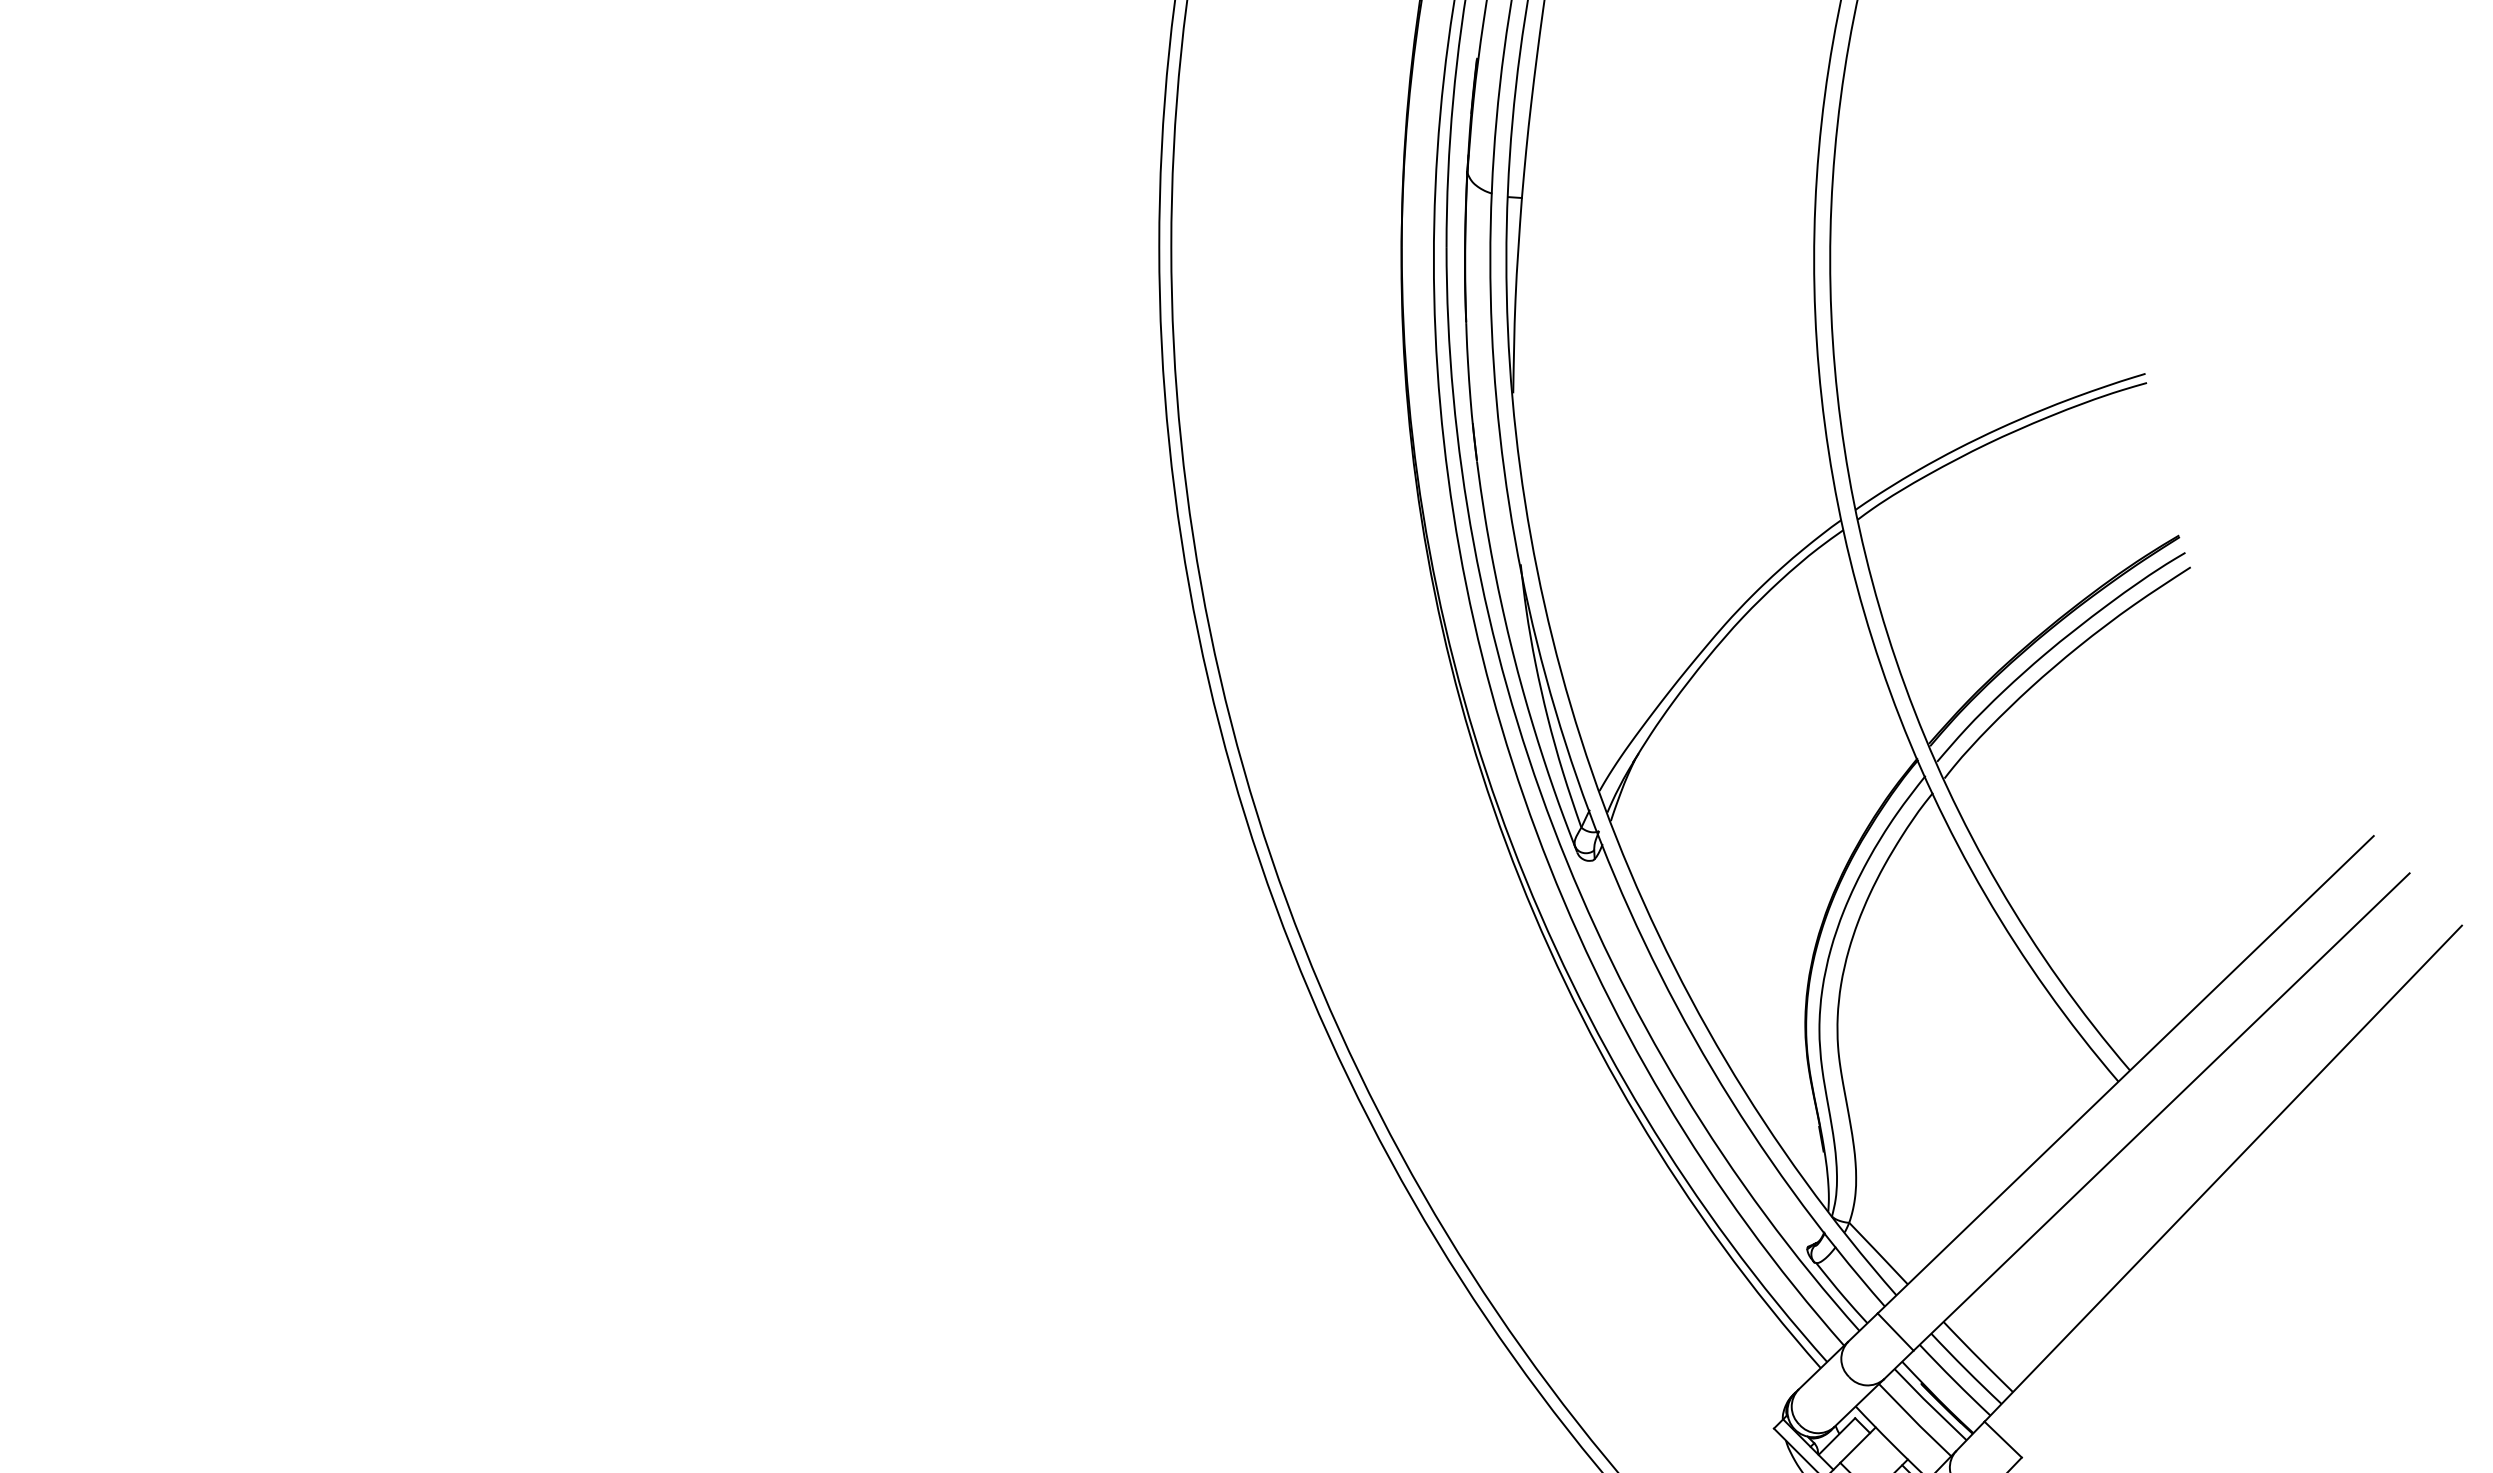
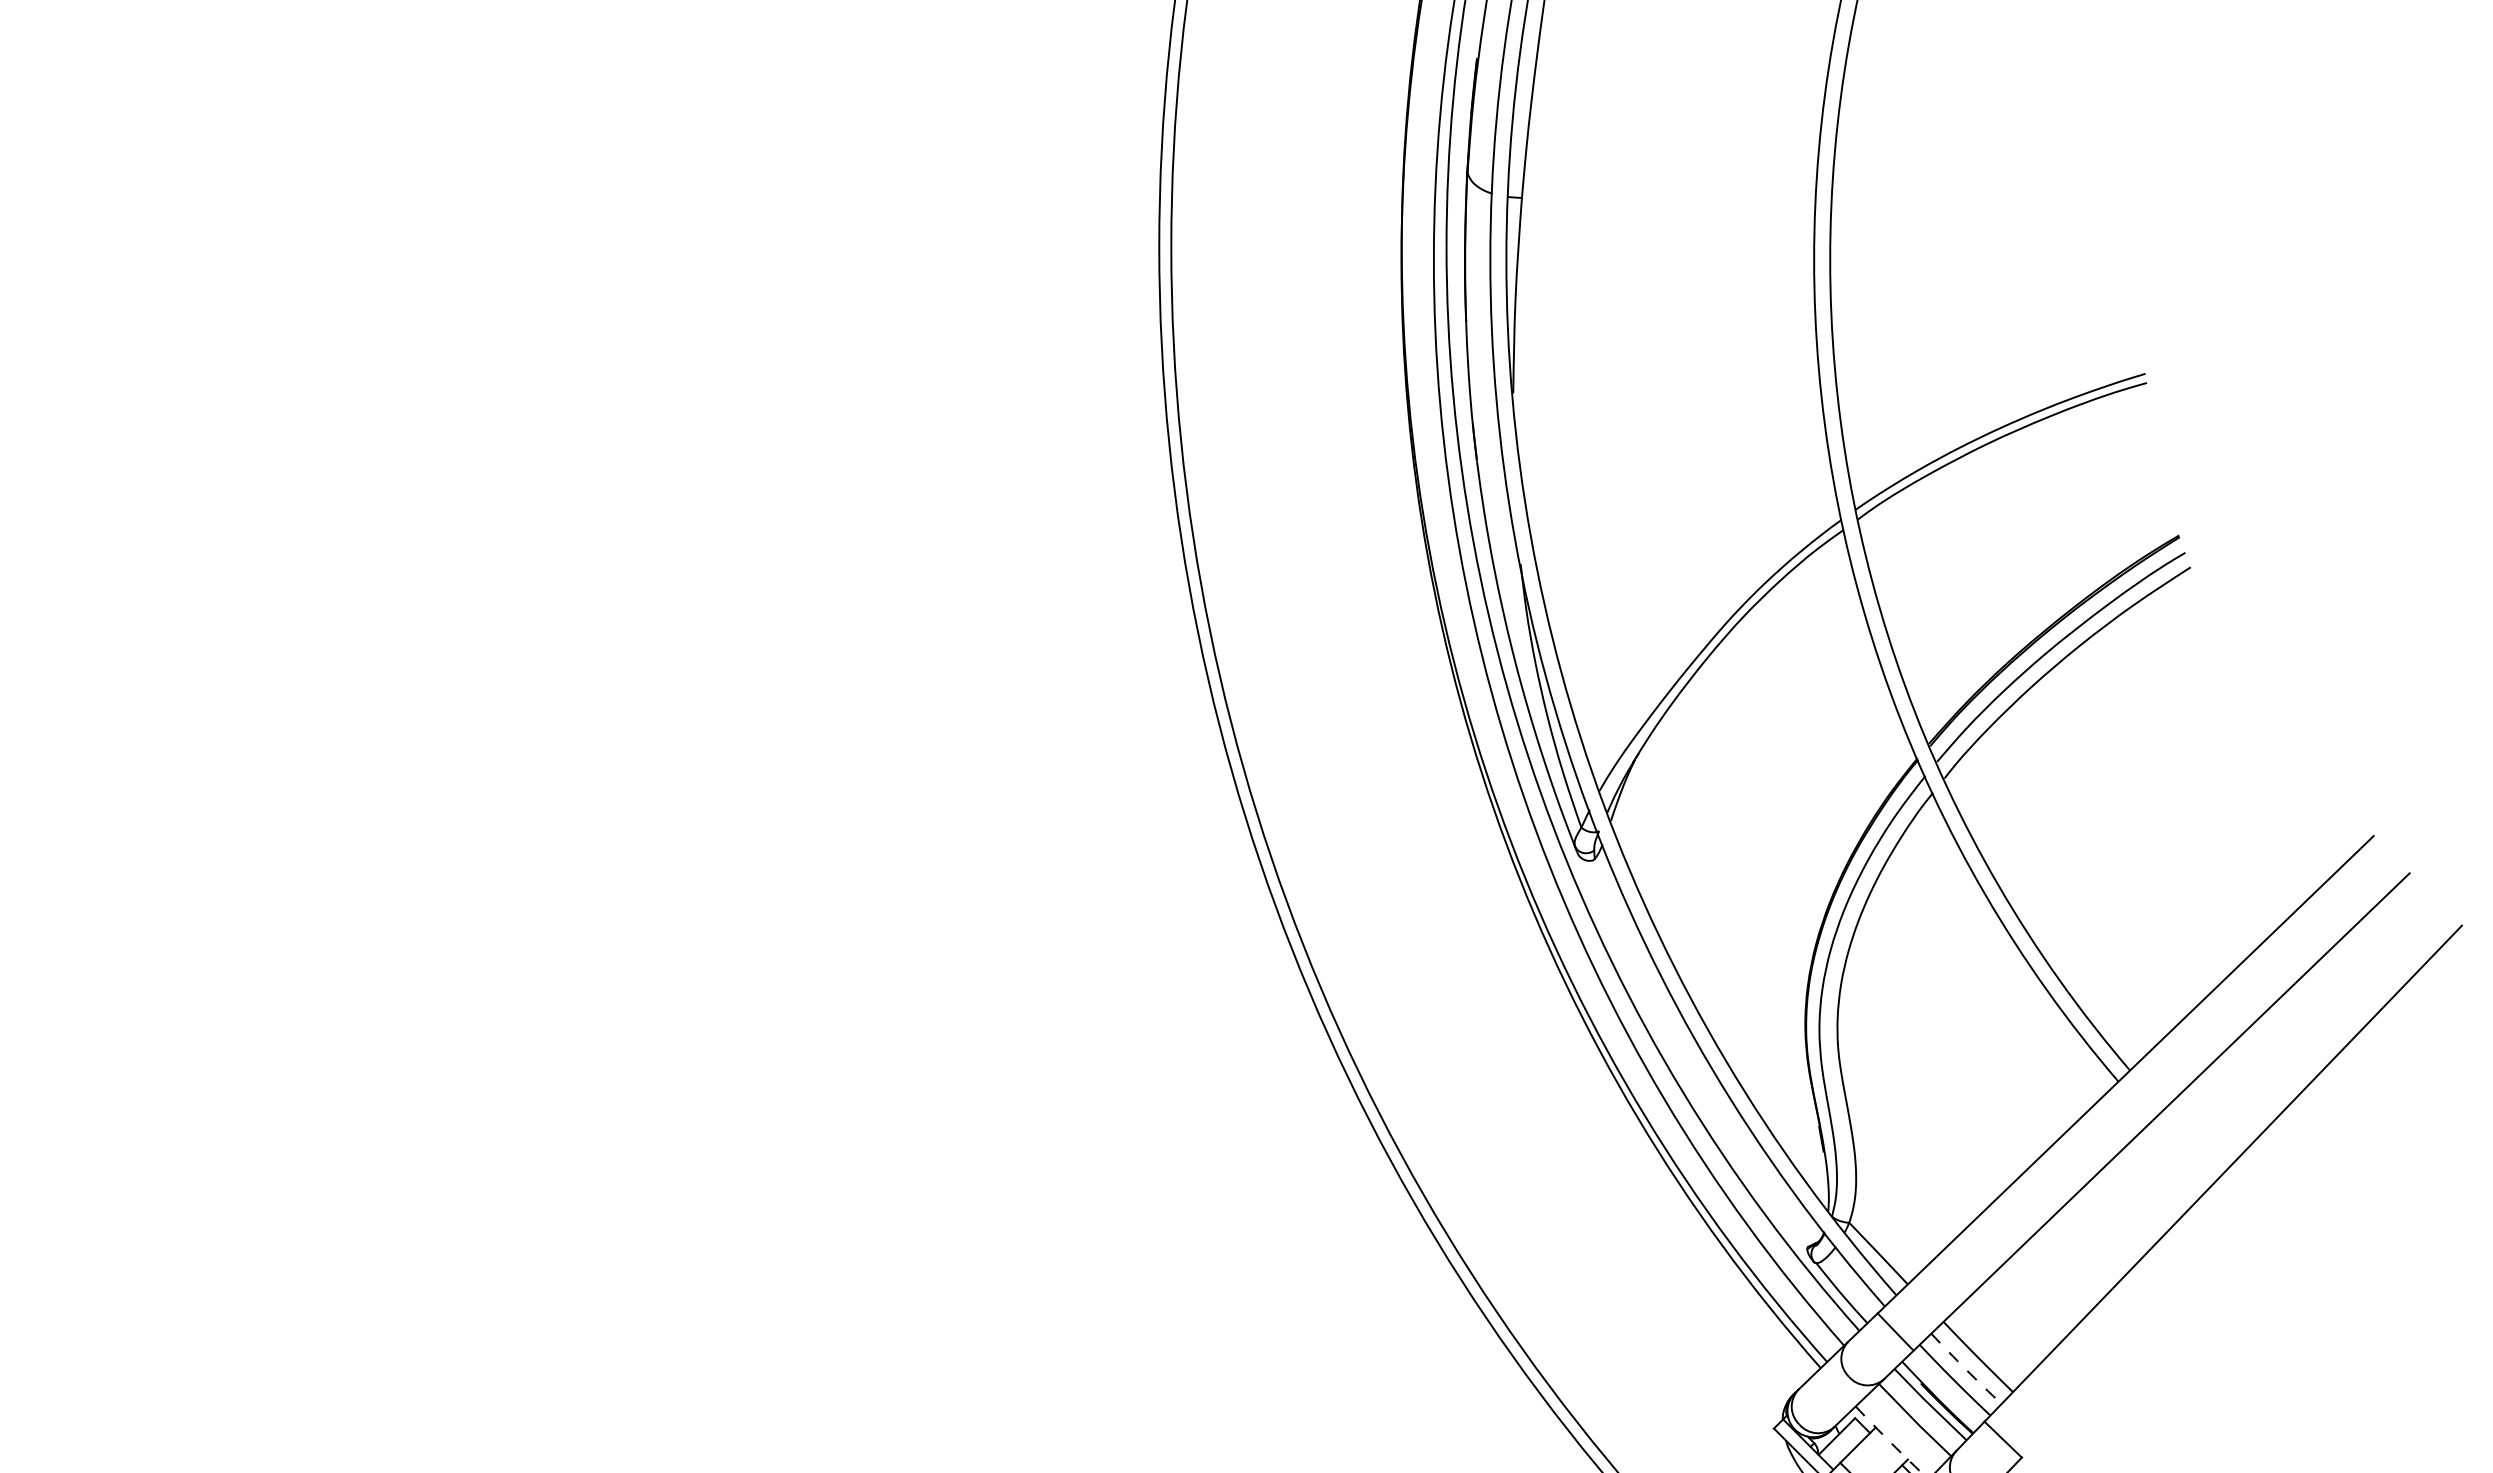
arc: solid -> dashed (1965, 1369)
arc: solid -> dashed (1888, 1440)
